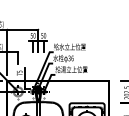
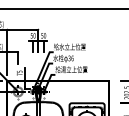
line: none -> present (63, 8)
